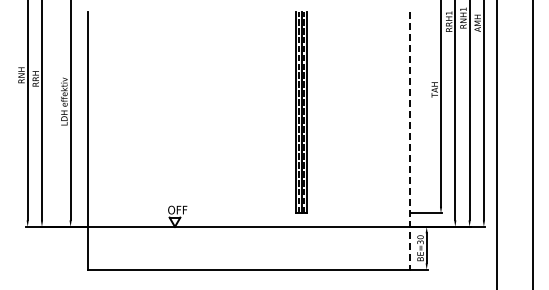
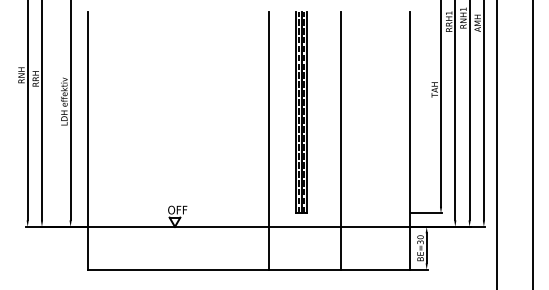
line: none -> present (269, 140)
line: none -> present (340, 140)
line: dashed -> solid (409, 141)
